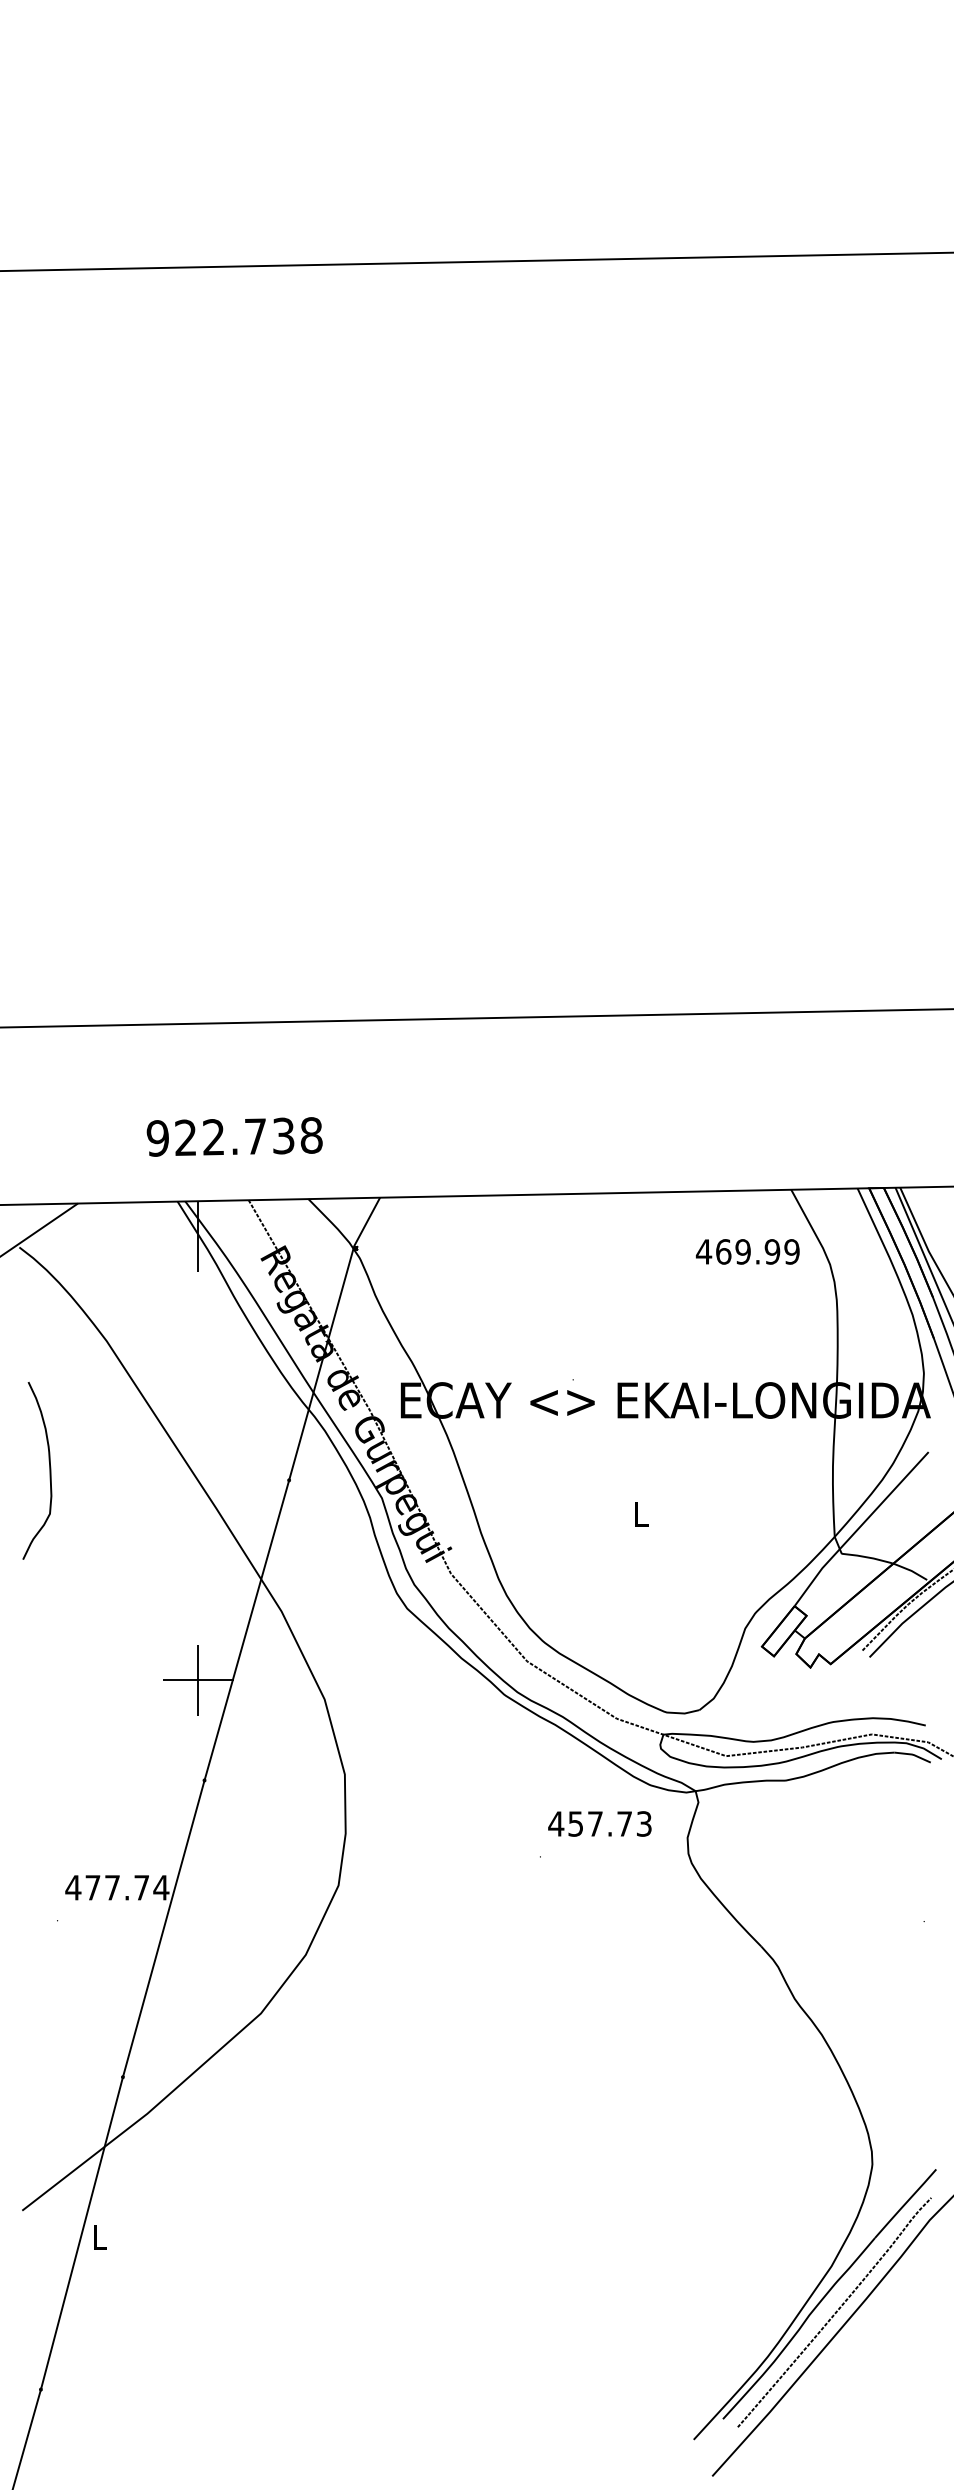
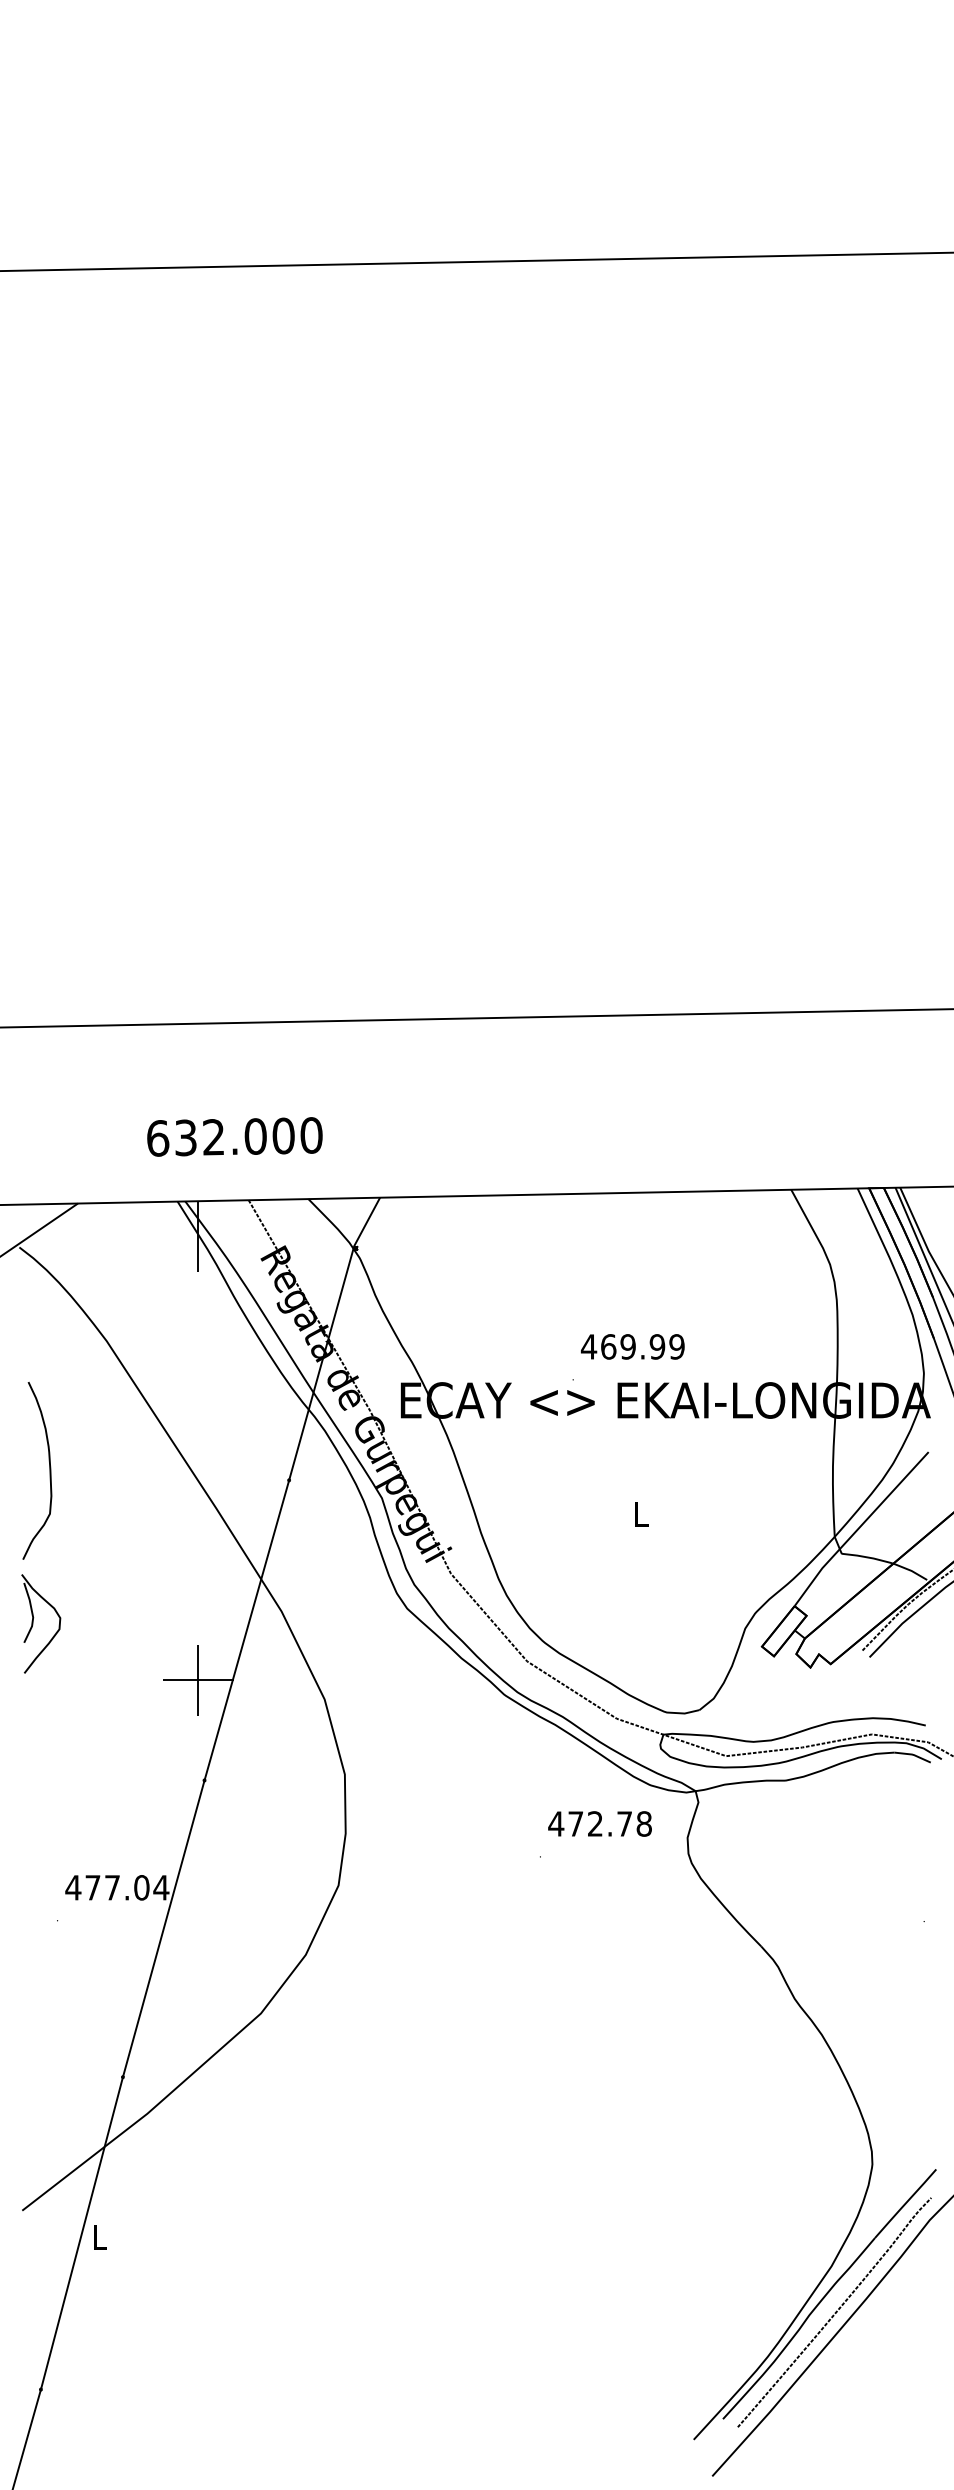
text: 922.738 -> 632.000 (234, 1136)
text position: (747, 1251) -> (632, 1346) (632, 1346)
part: none -> present (33, 1623)
text: 457.73 -> 472.78 (609, 1823)
text: 477.74 -> 477.04 (141, 1887)
